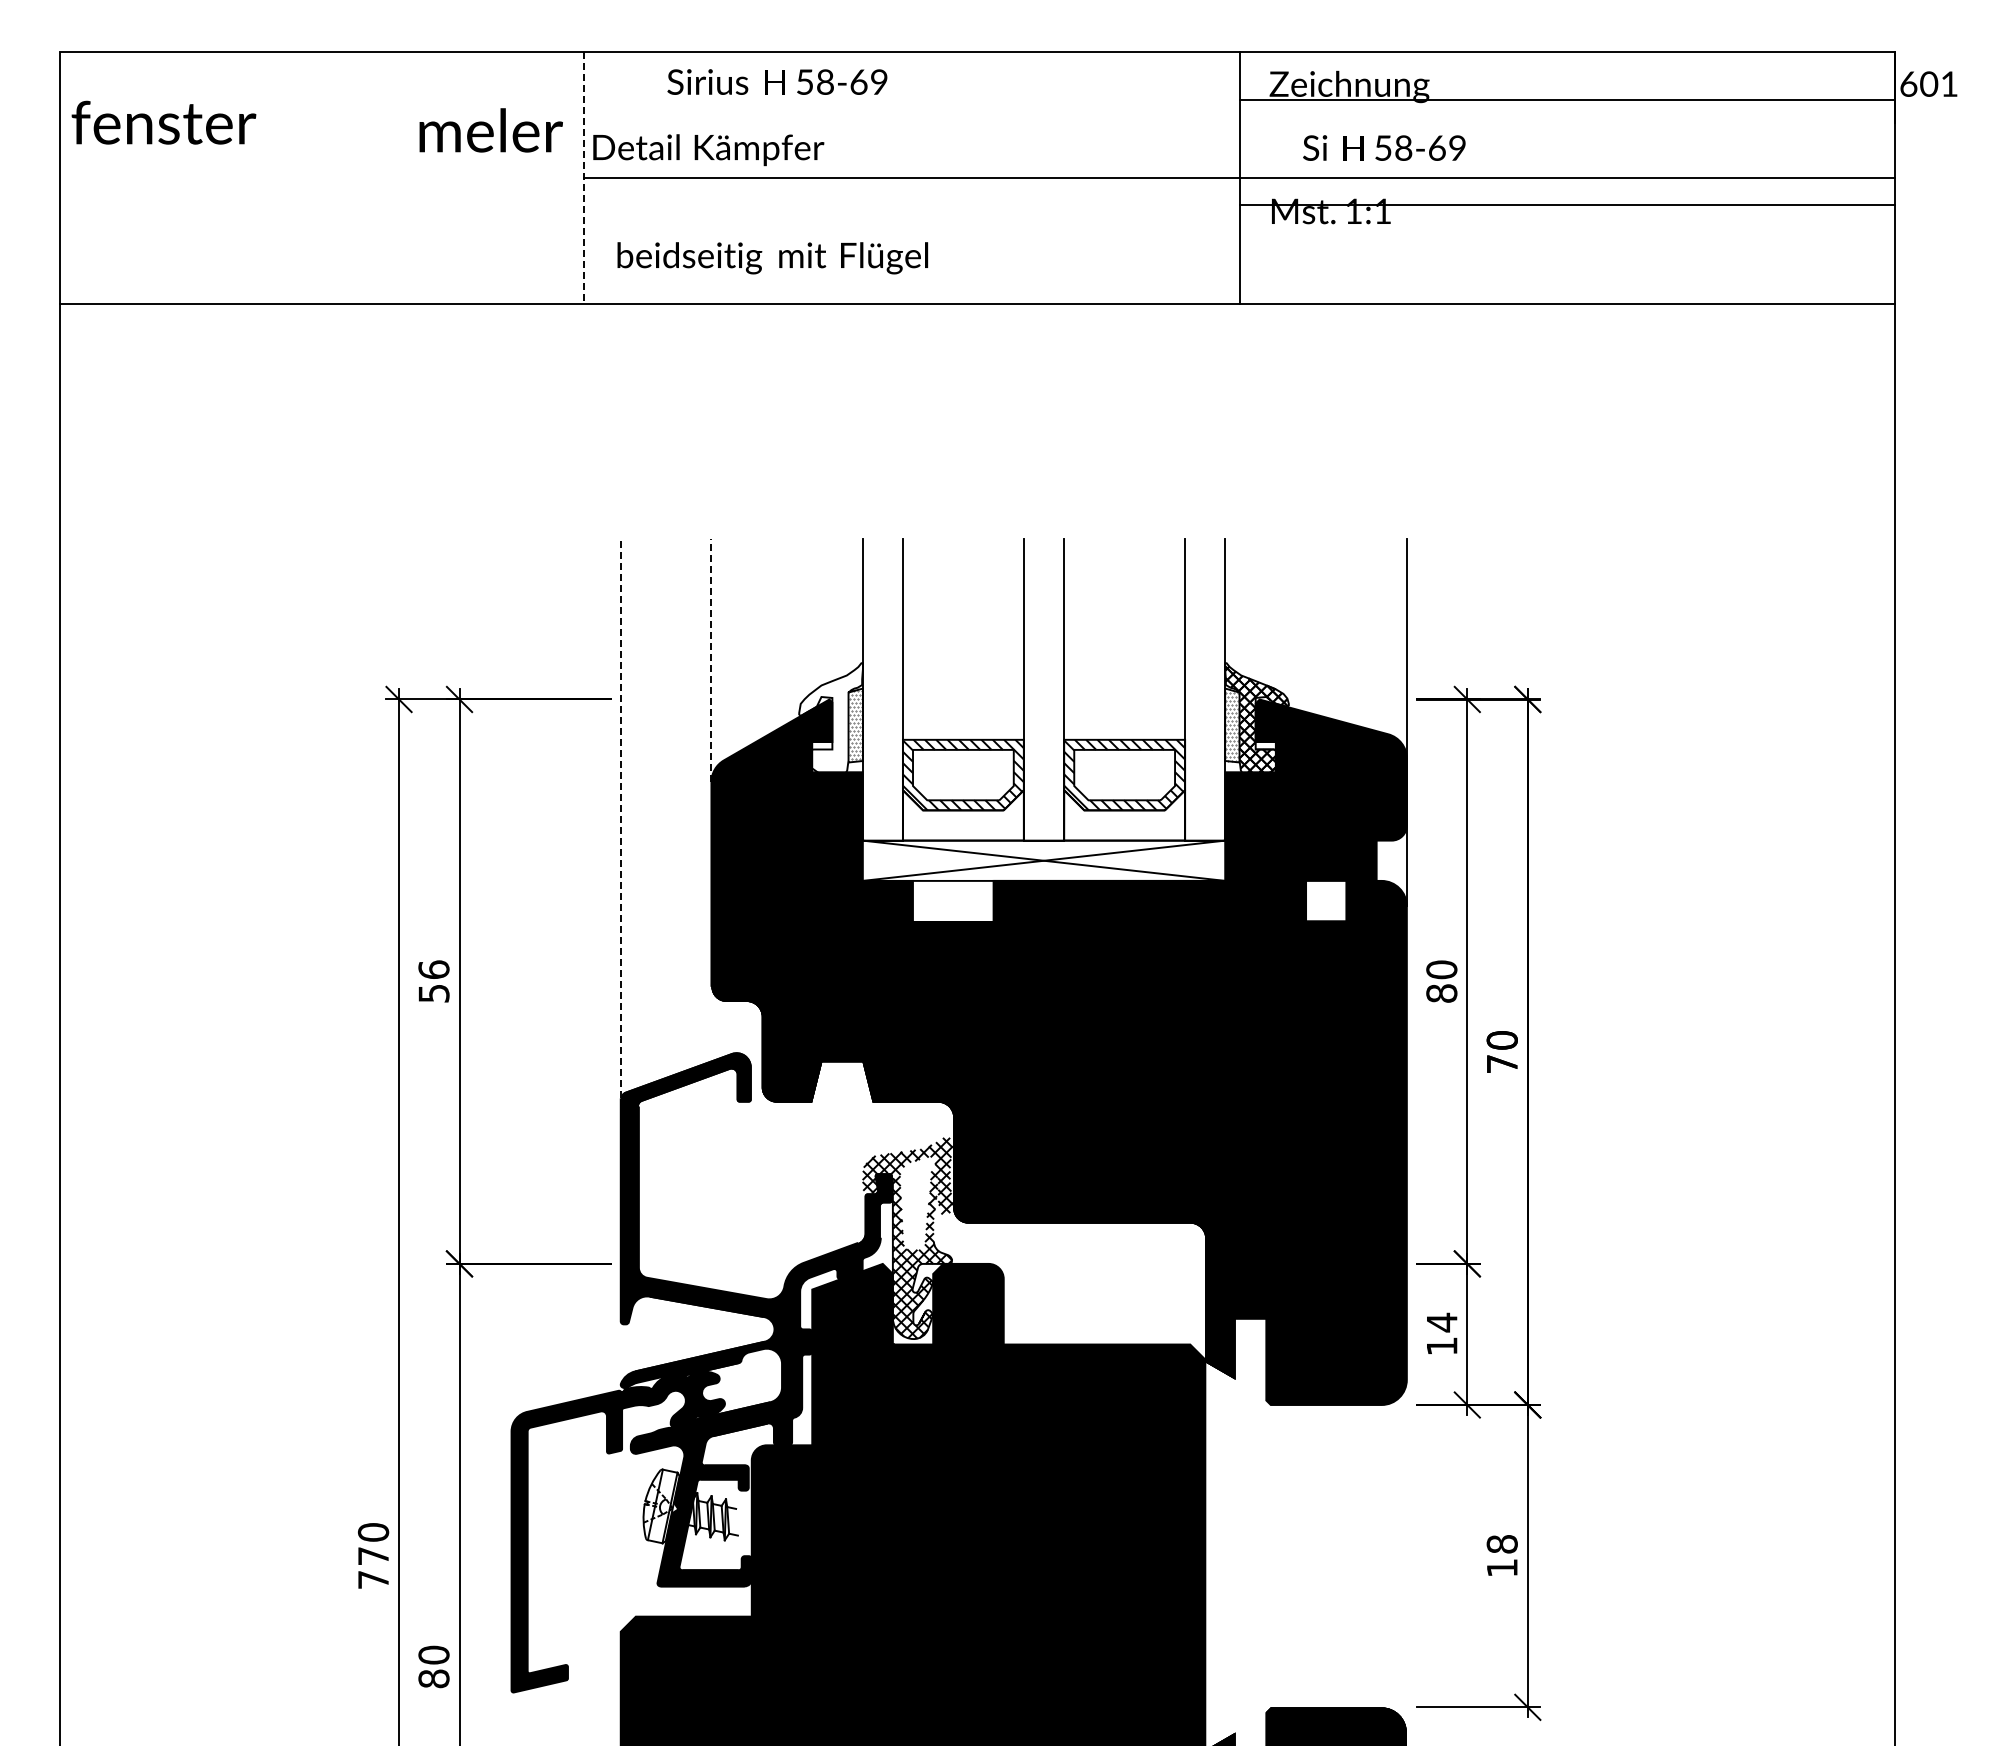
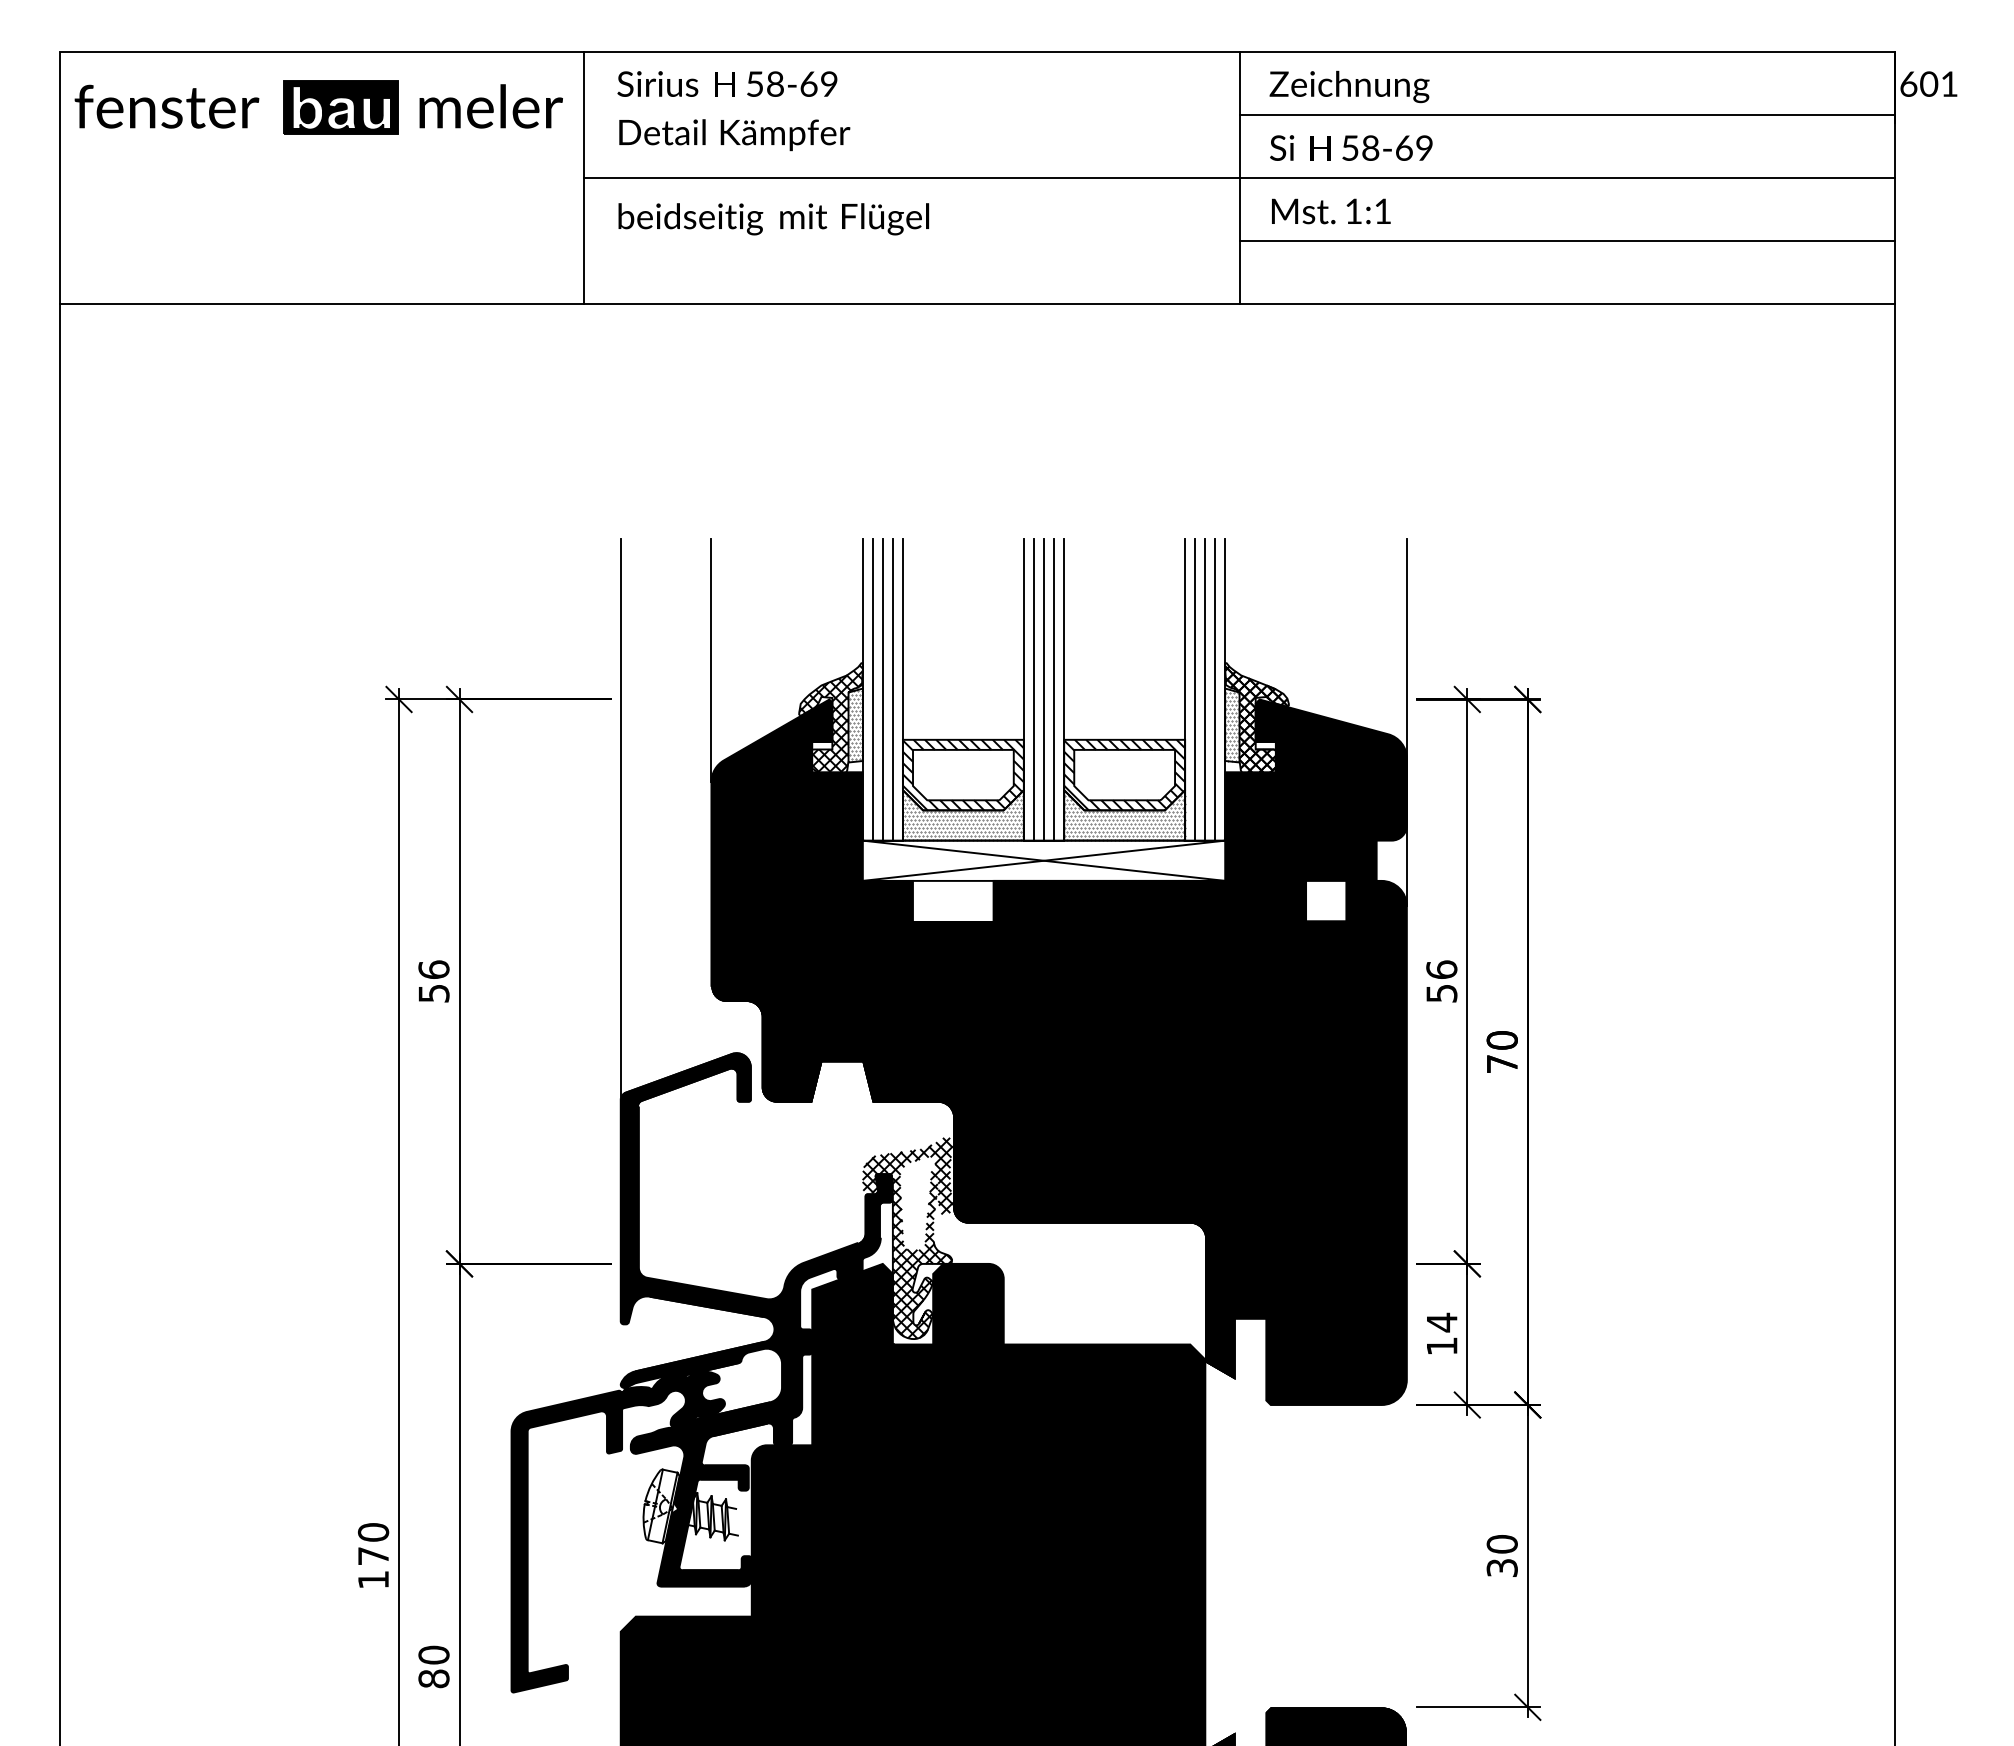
text position: (777, 81) -> (727, 83) (727, 83)
line position: (1566, 100) -> (1566, 115) (1566, 115)
part: none -> present (340, 107)
text position: (163, 122) -> (166, 106) (166, 106)
text position: (490, 130) -> (490, 106) (490, 106)
text position: (1384, 147) -> (1351, 147) (1351, 147)
text position: (708, 150) -> (734, 135) (734, 135)
line: dashed -> solid (583, 178)
line position: (1566, 205) -> (1566, 241) (1566, 241)
text position: (772, 258) -> (773, 219) (773, 219)
line: dashed -> solid (711, 660)
line: none -> present (872, 689)
line: none -> present (882, 689)
line: none -> present (892, 689)
line: none -> present (1033, 689)
line: none -> present (1044, 689)
line: none -> present (1054, 689)
line: none -> present (1195, 689)
line: none -> present (1205, 689)
line: none -> present (1215, 689)
hatch: none -> present (830, 718)
line: dashed -> solid (620, 818)
hatch: none -> present (963, 818)
hatch: none -> present (1124, 818)
text: 80 -> 56 (1441, 981)
text: 18 -> 30 (1501, 1555)
text: 770 -> 170 (373, 1579)
